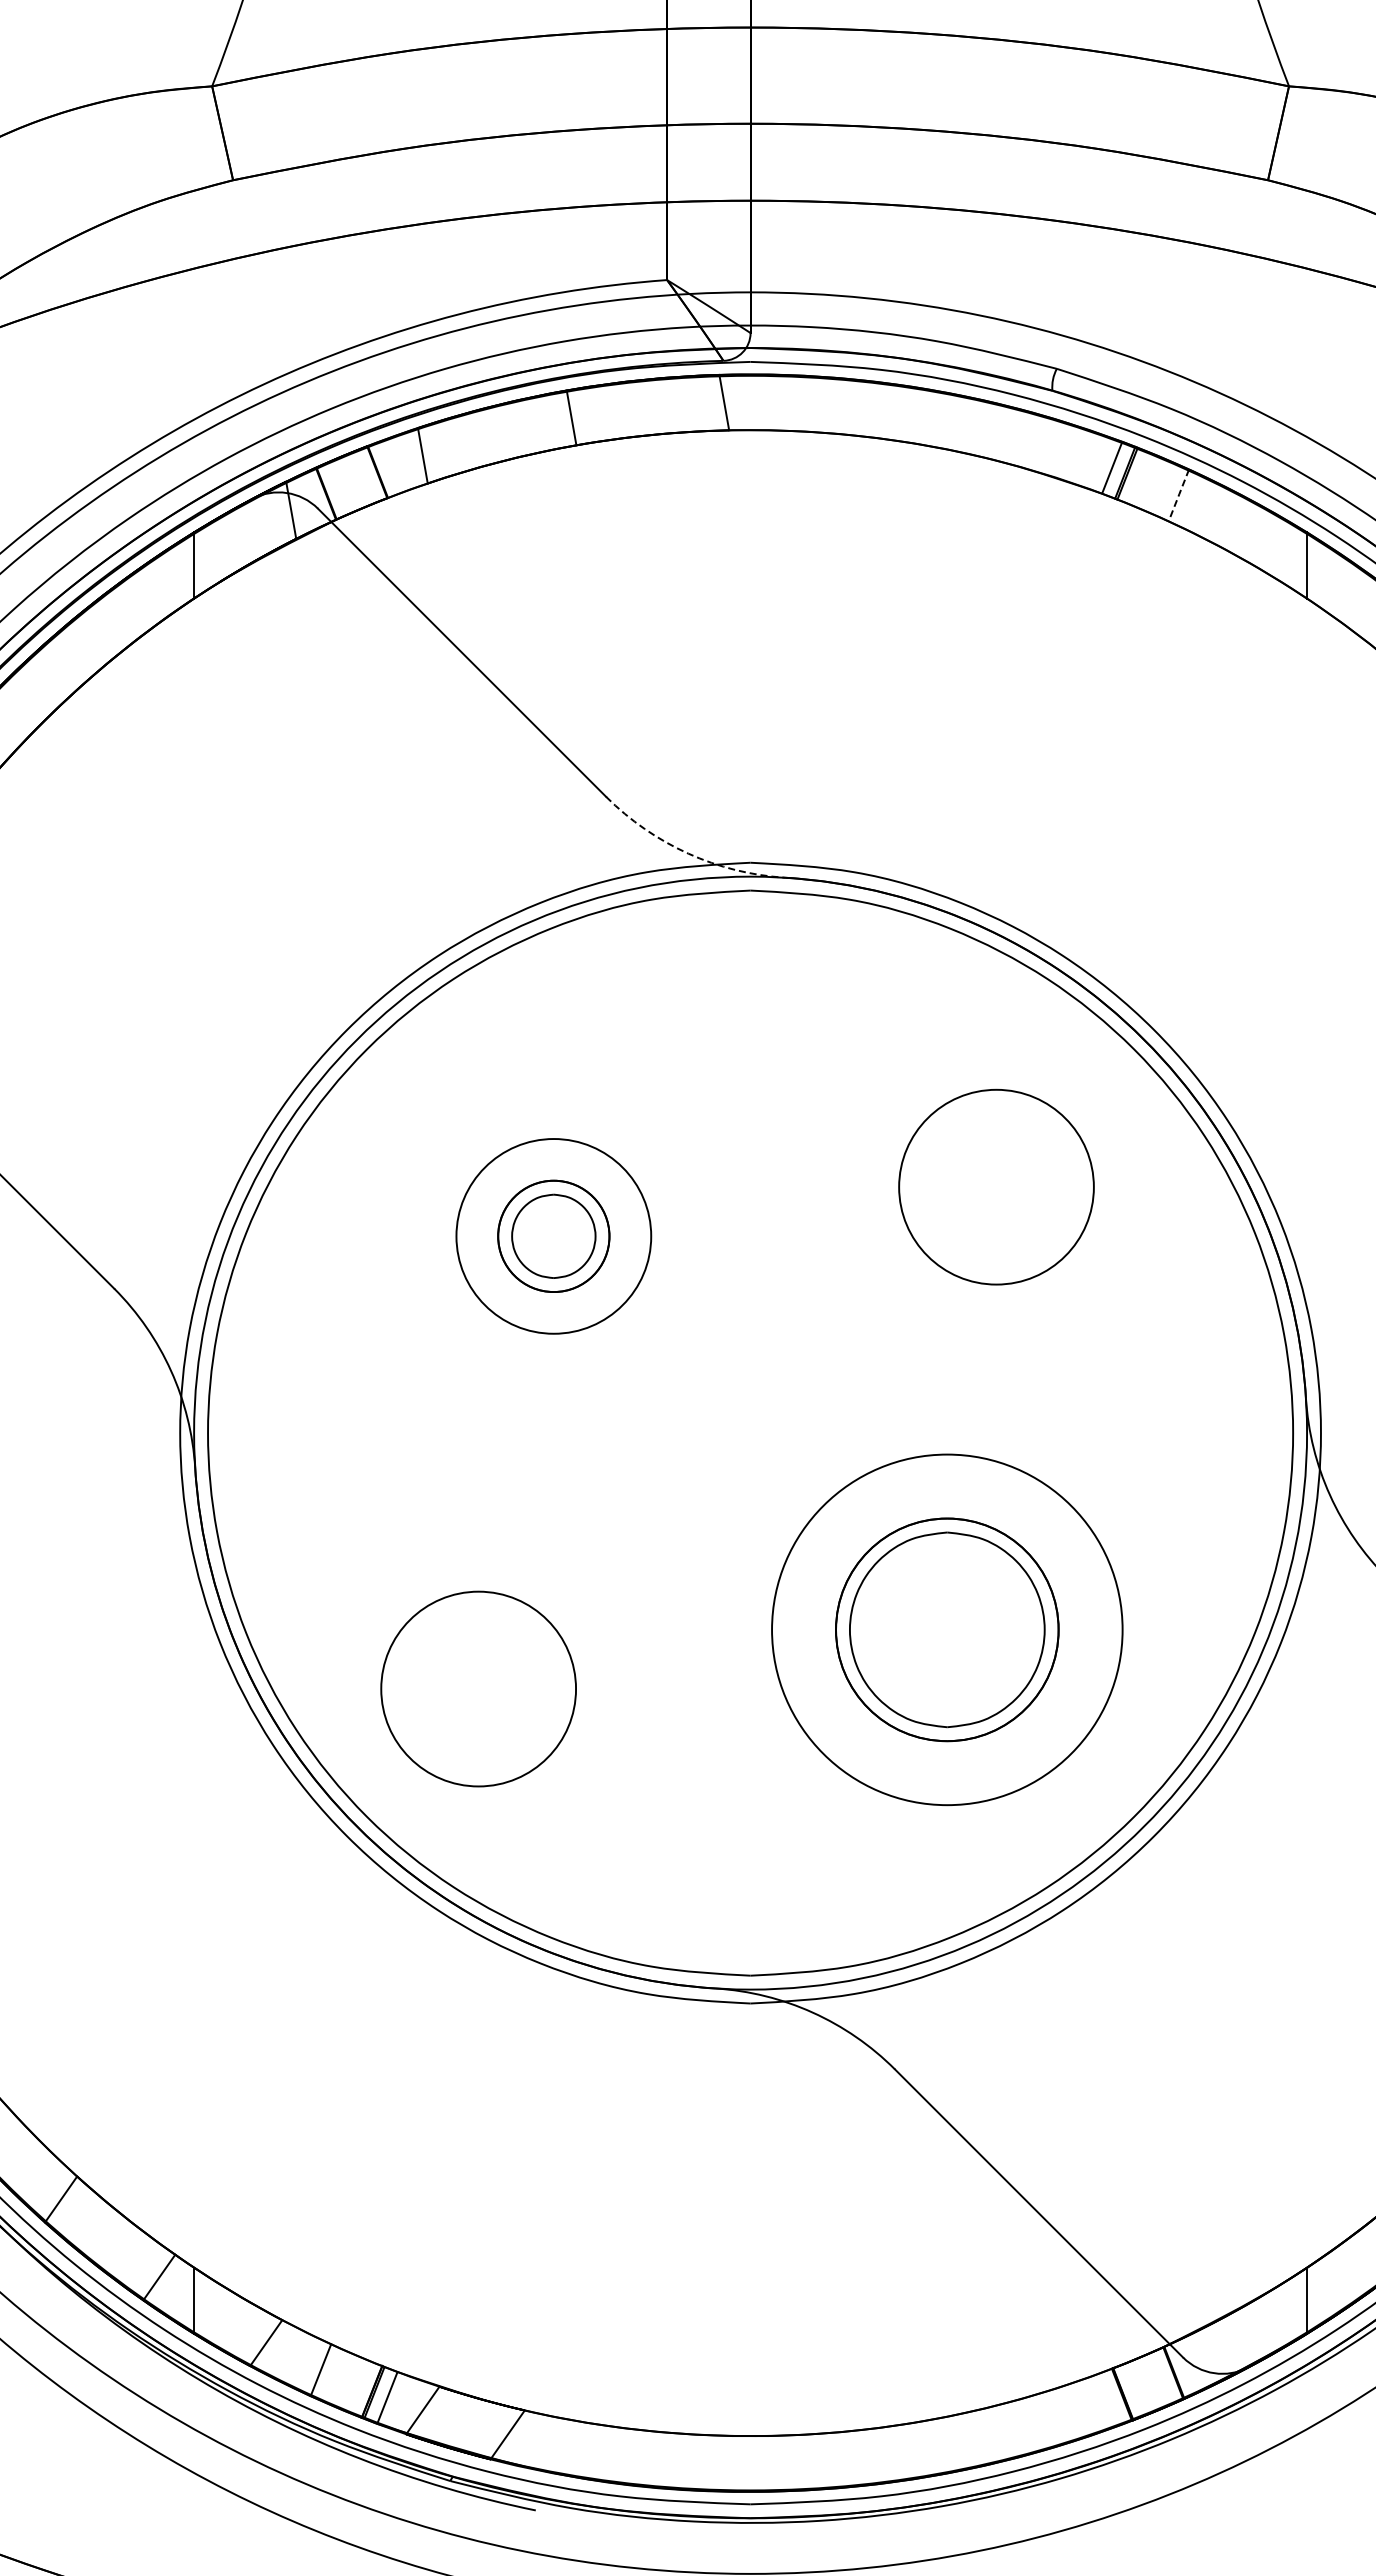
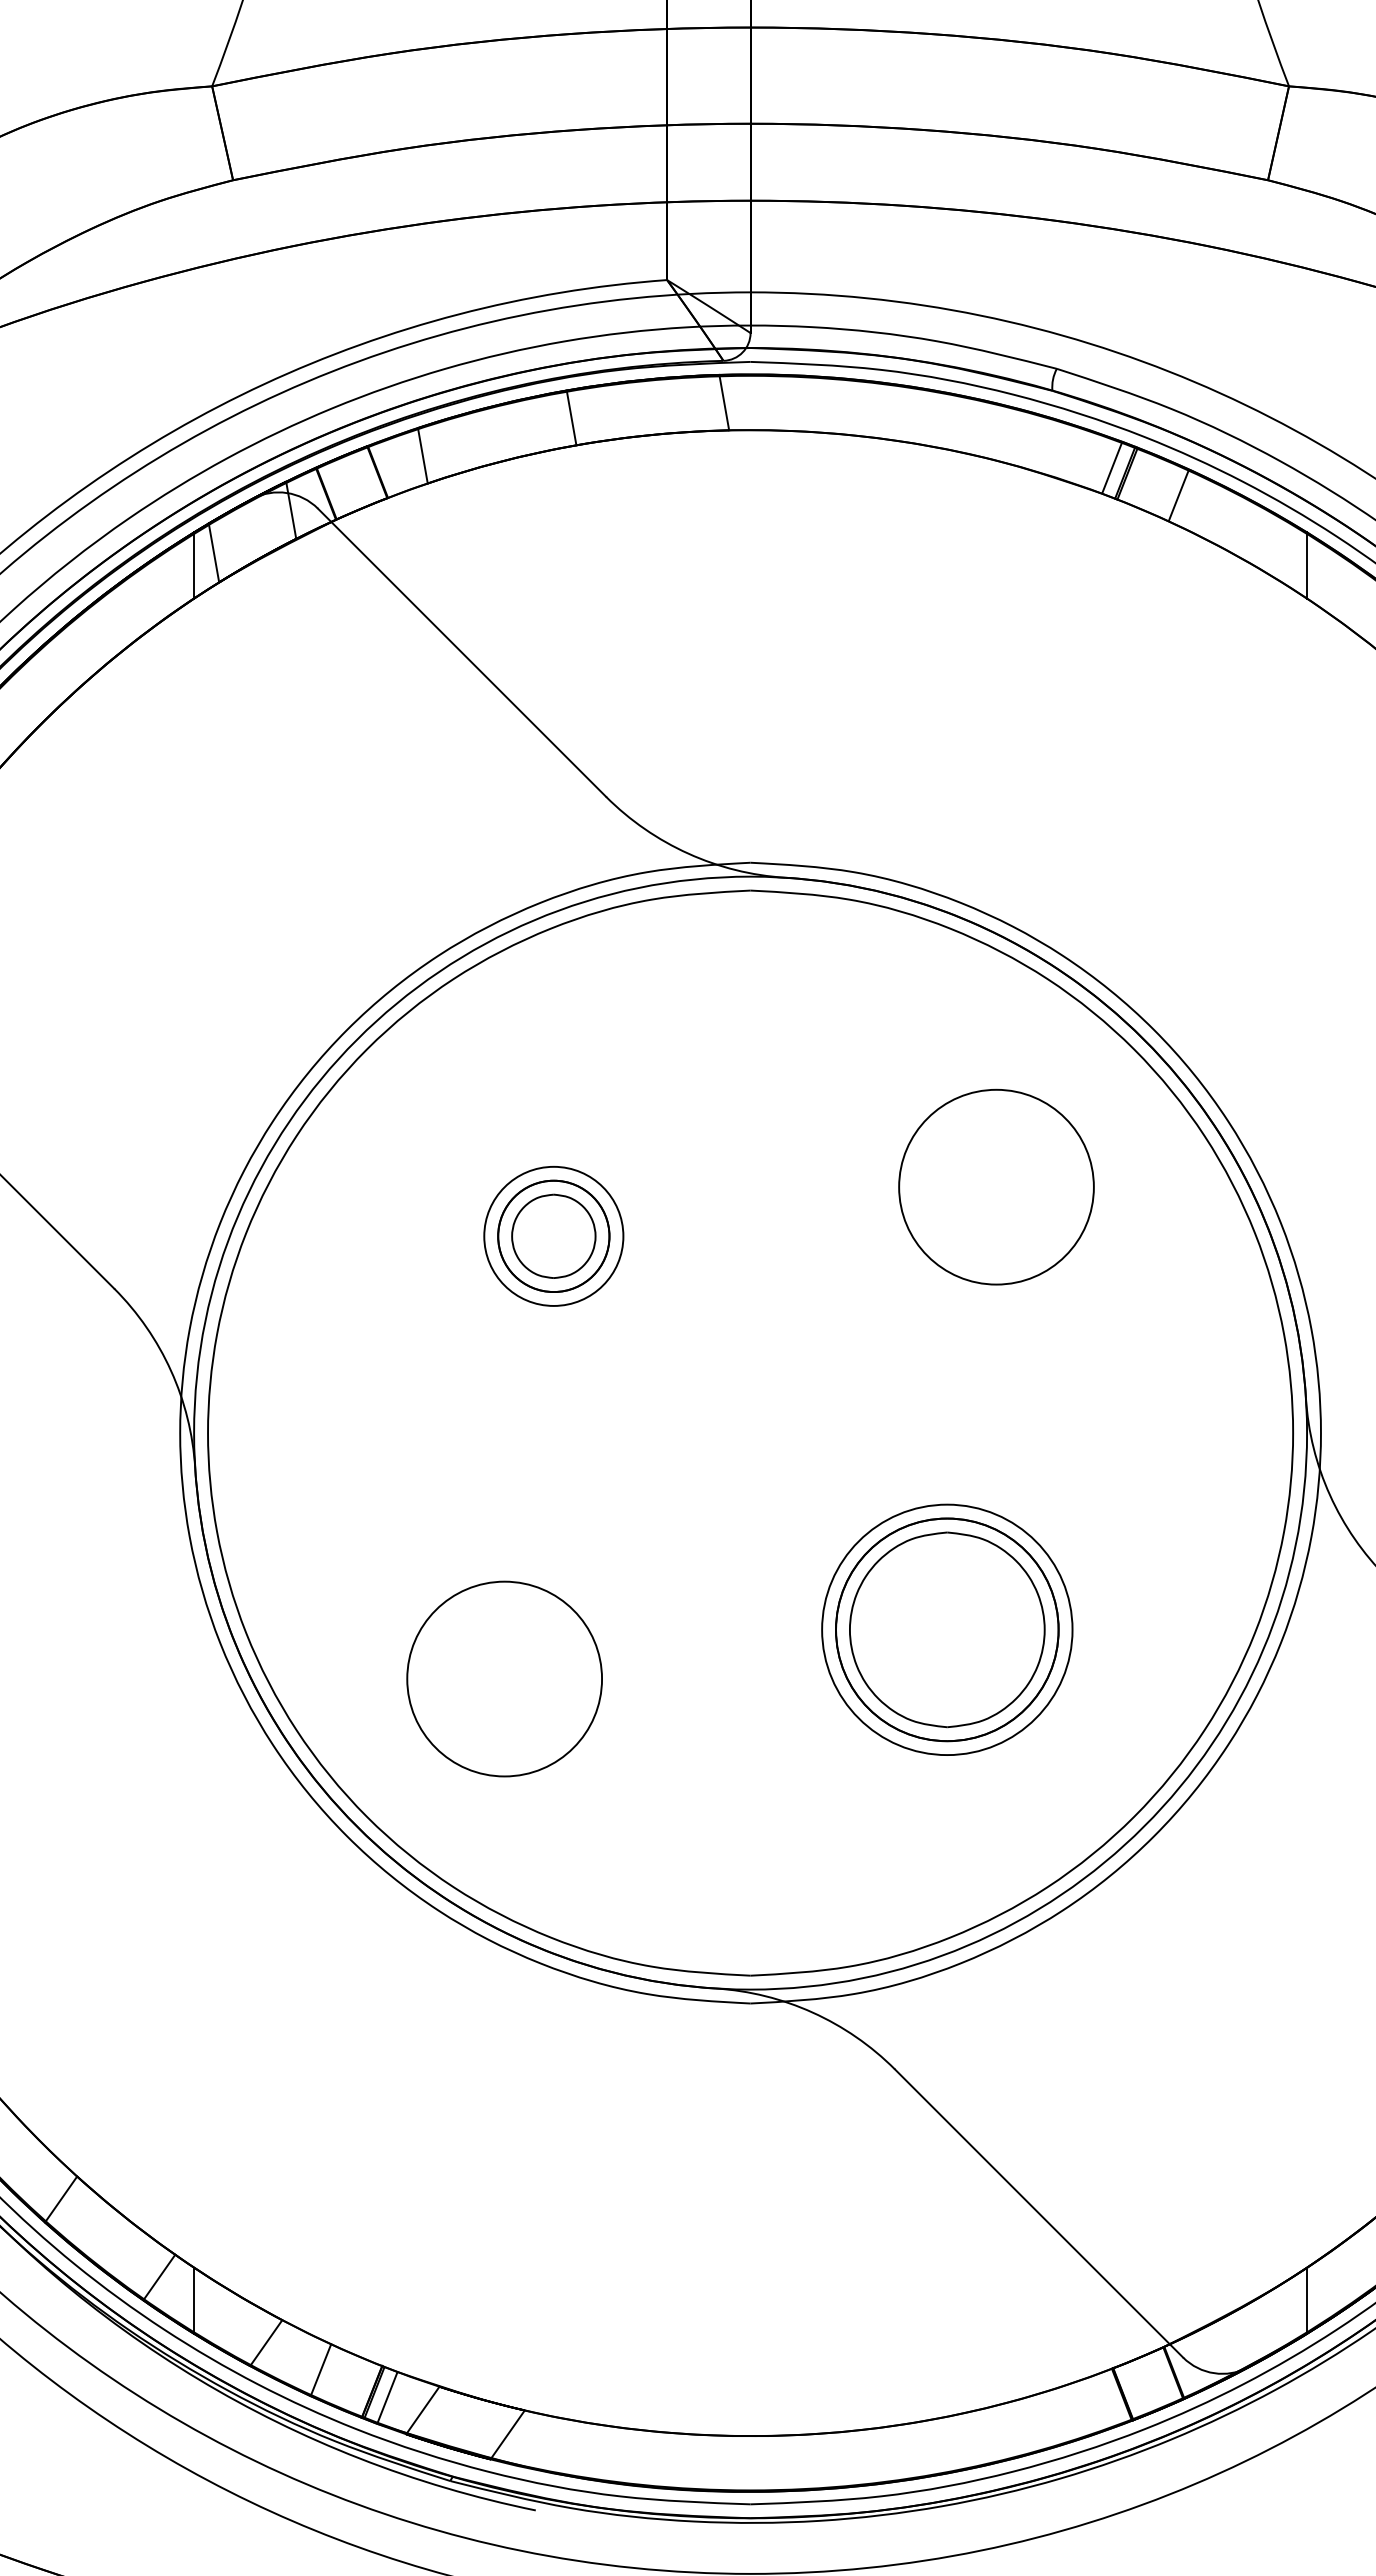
line: dashed -> solid (1179, 494)
line: none -> present (213, 552)
arc: dashed -> solid (688, 853)
circle diameter: 195 px -> 139 px (553, 1235)
circle diameter: 351 px -> 250 px (947, 1629)
circle position: (478, 1688) -> (504, 1678) (504, 1678)
